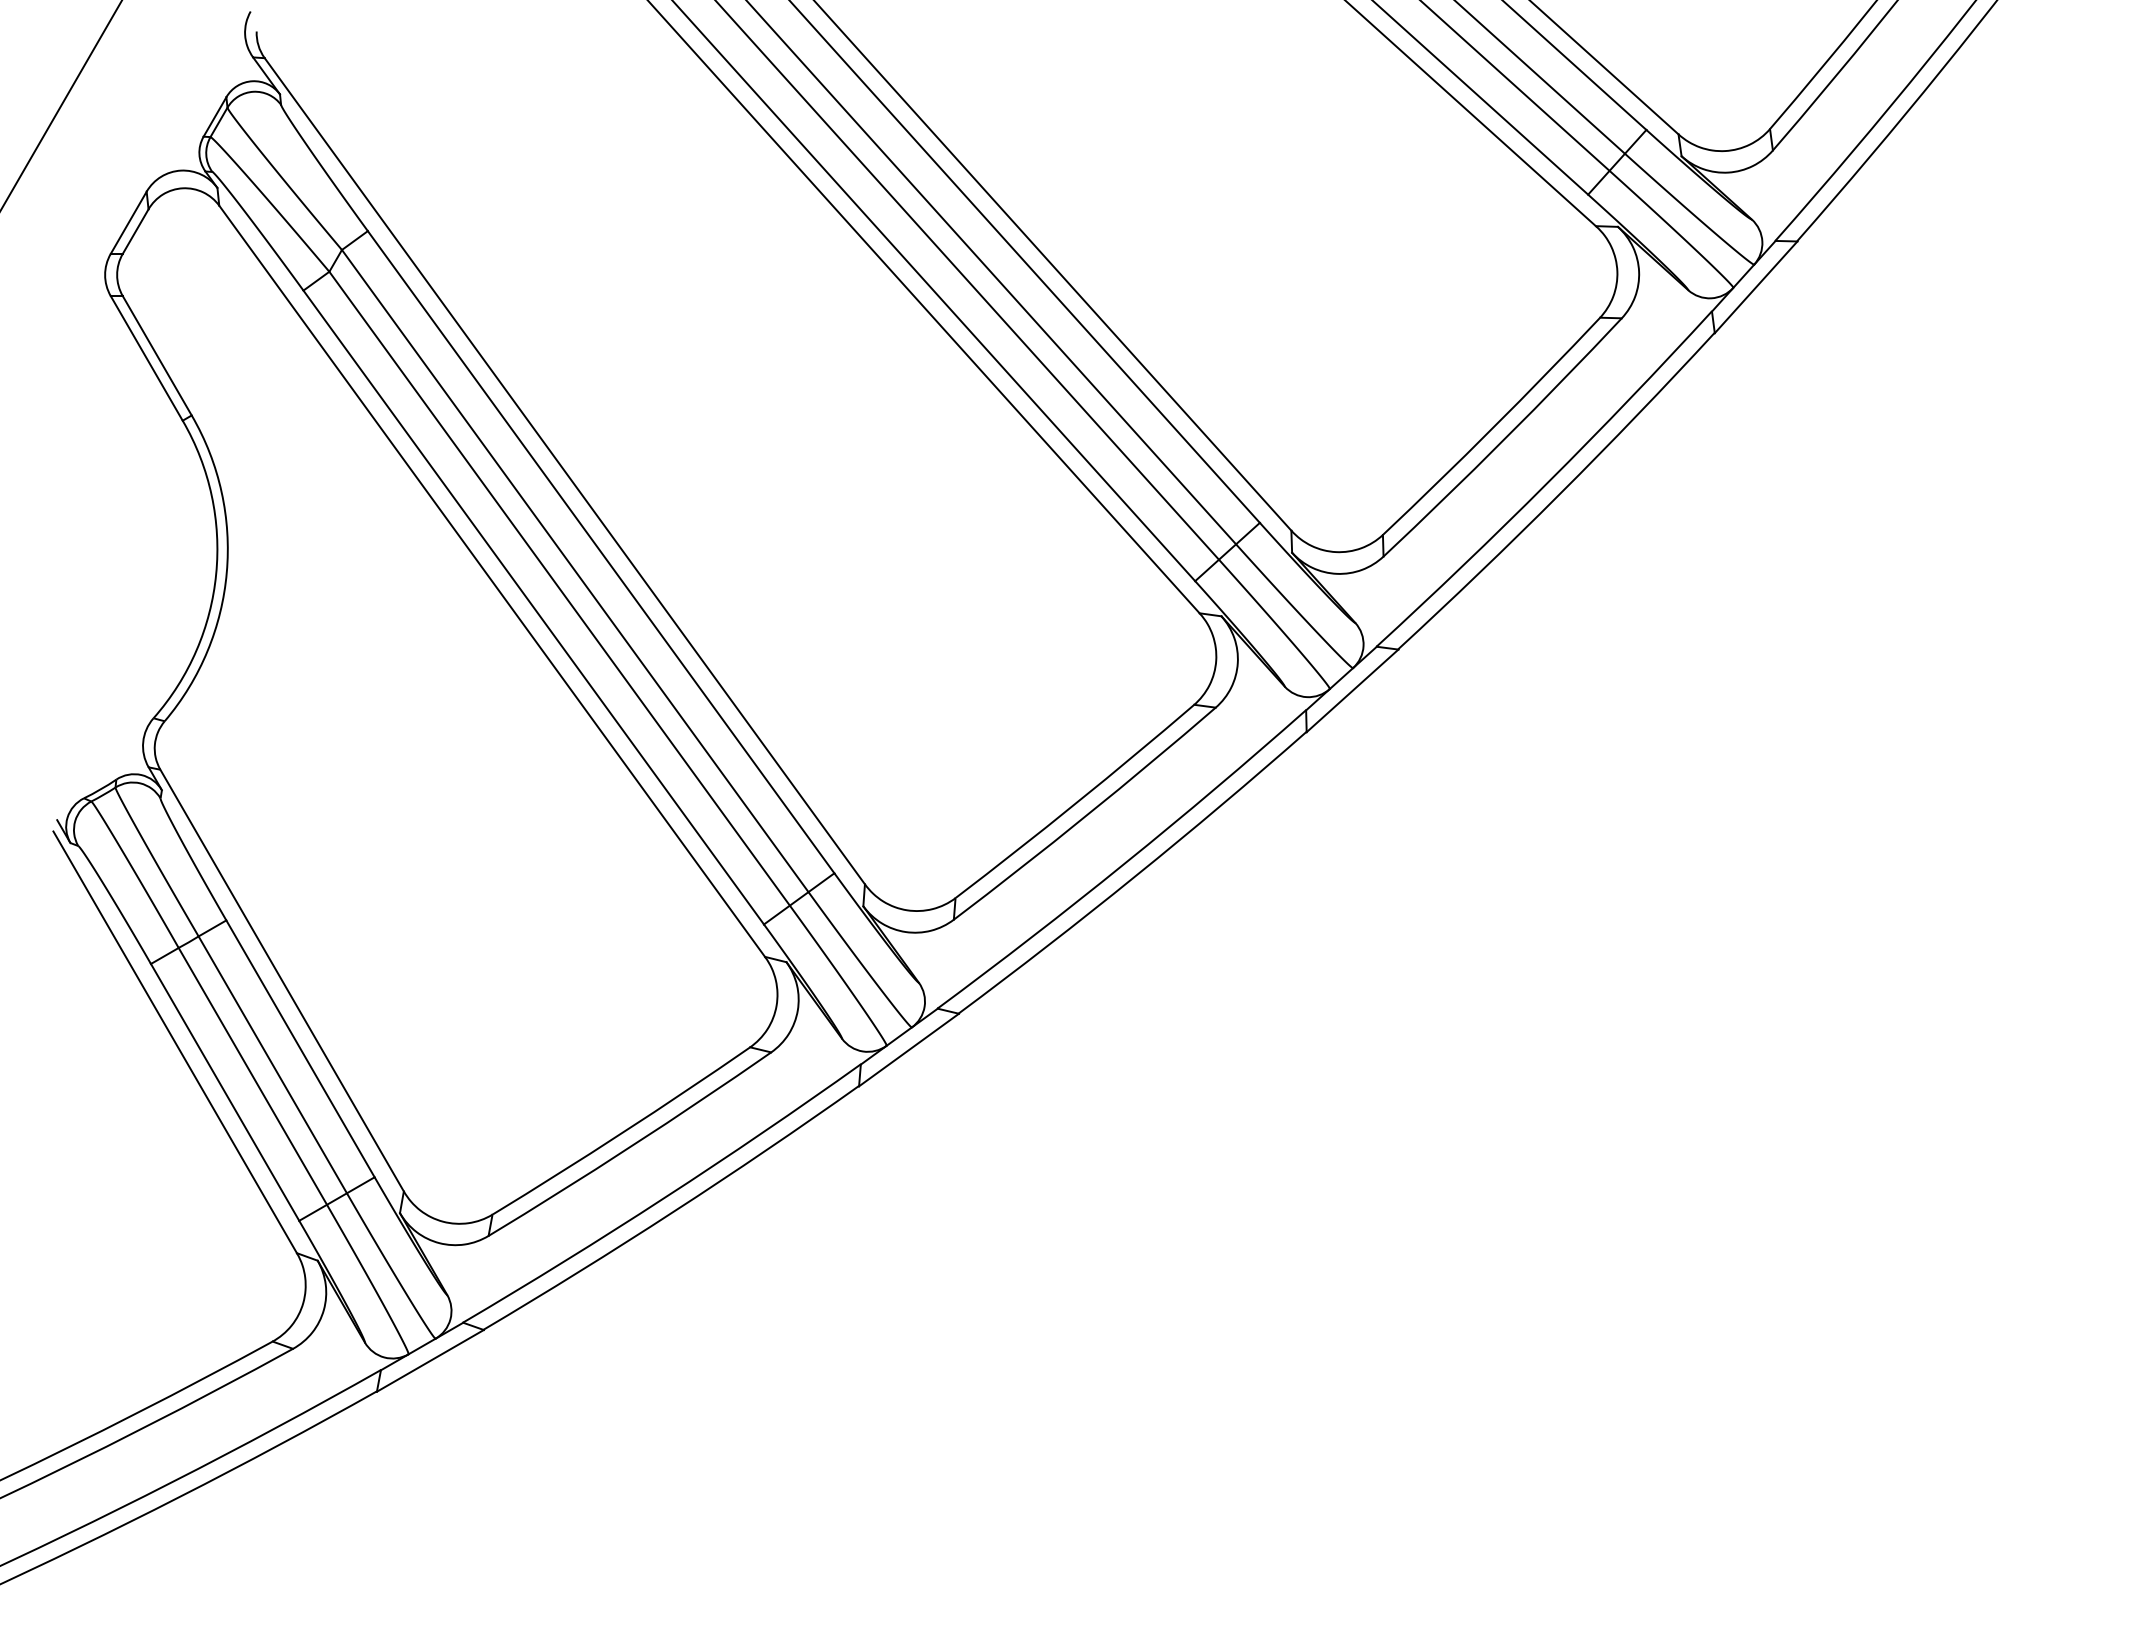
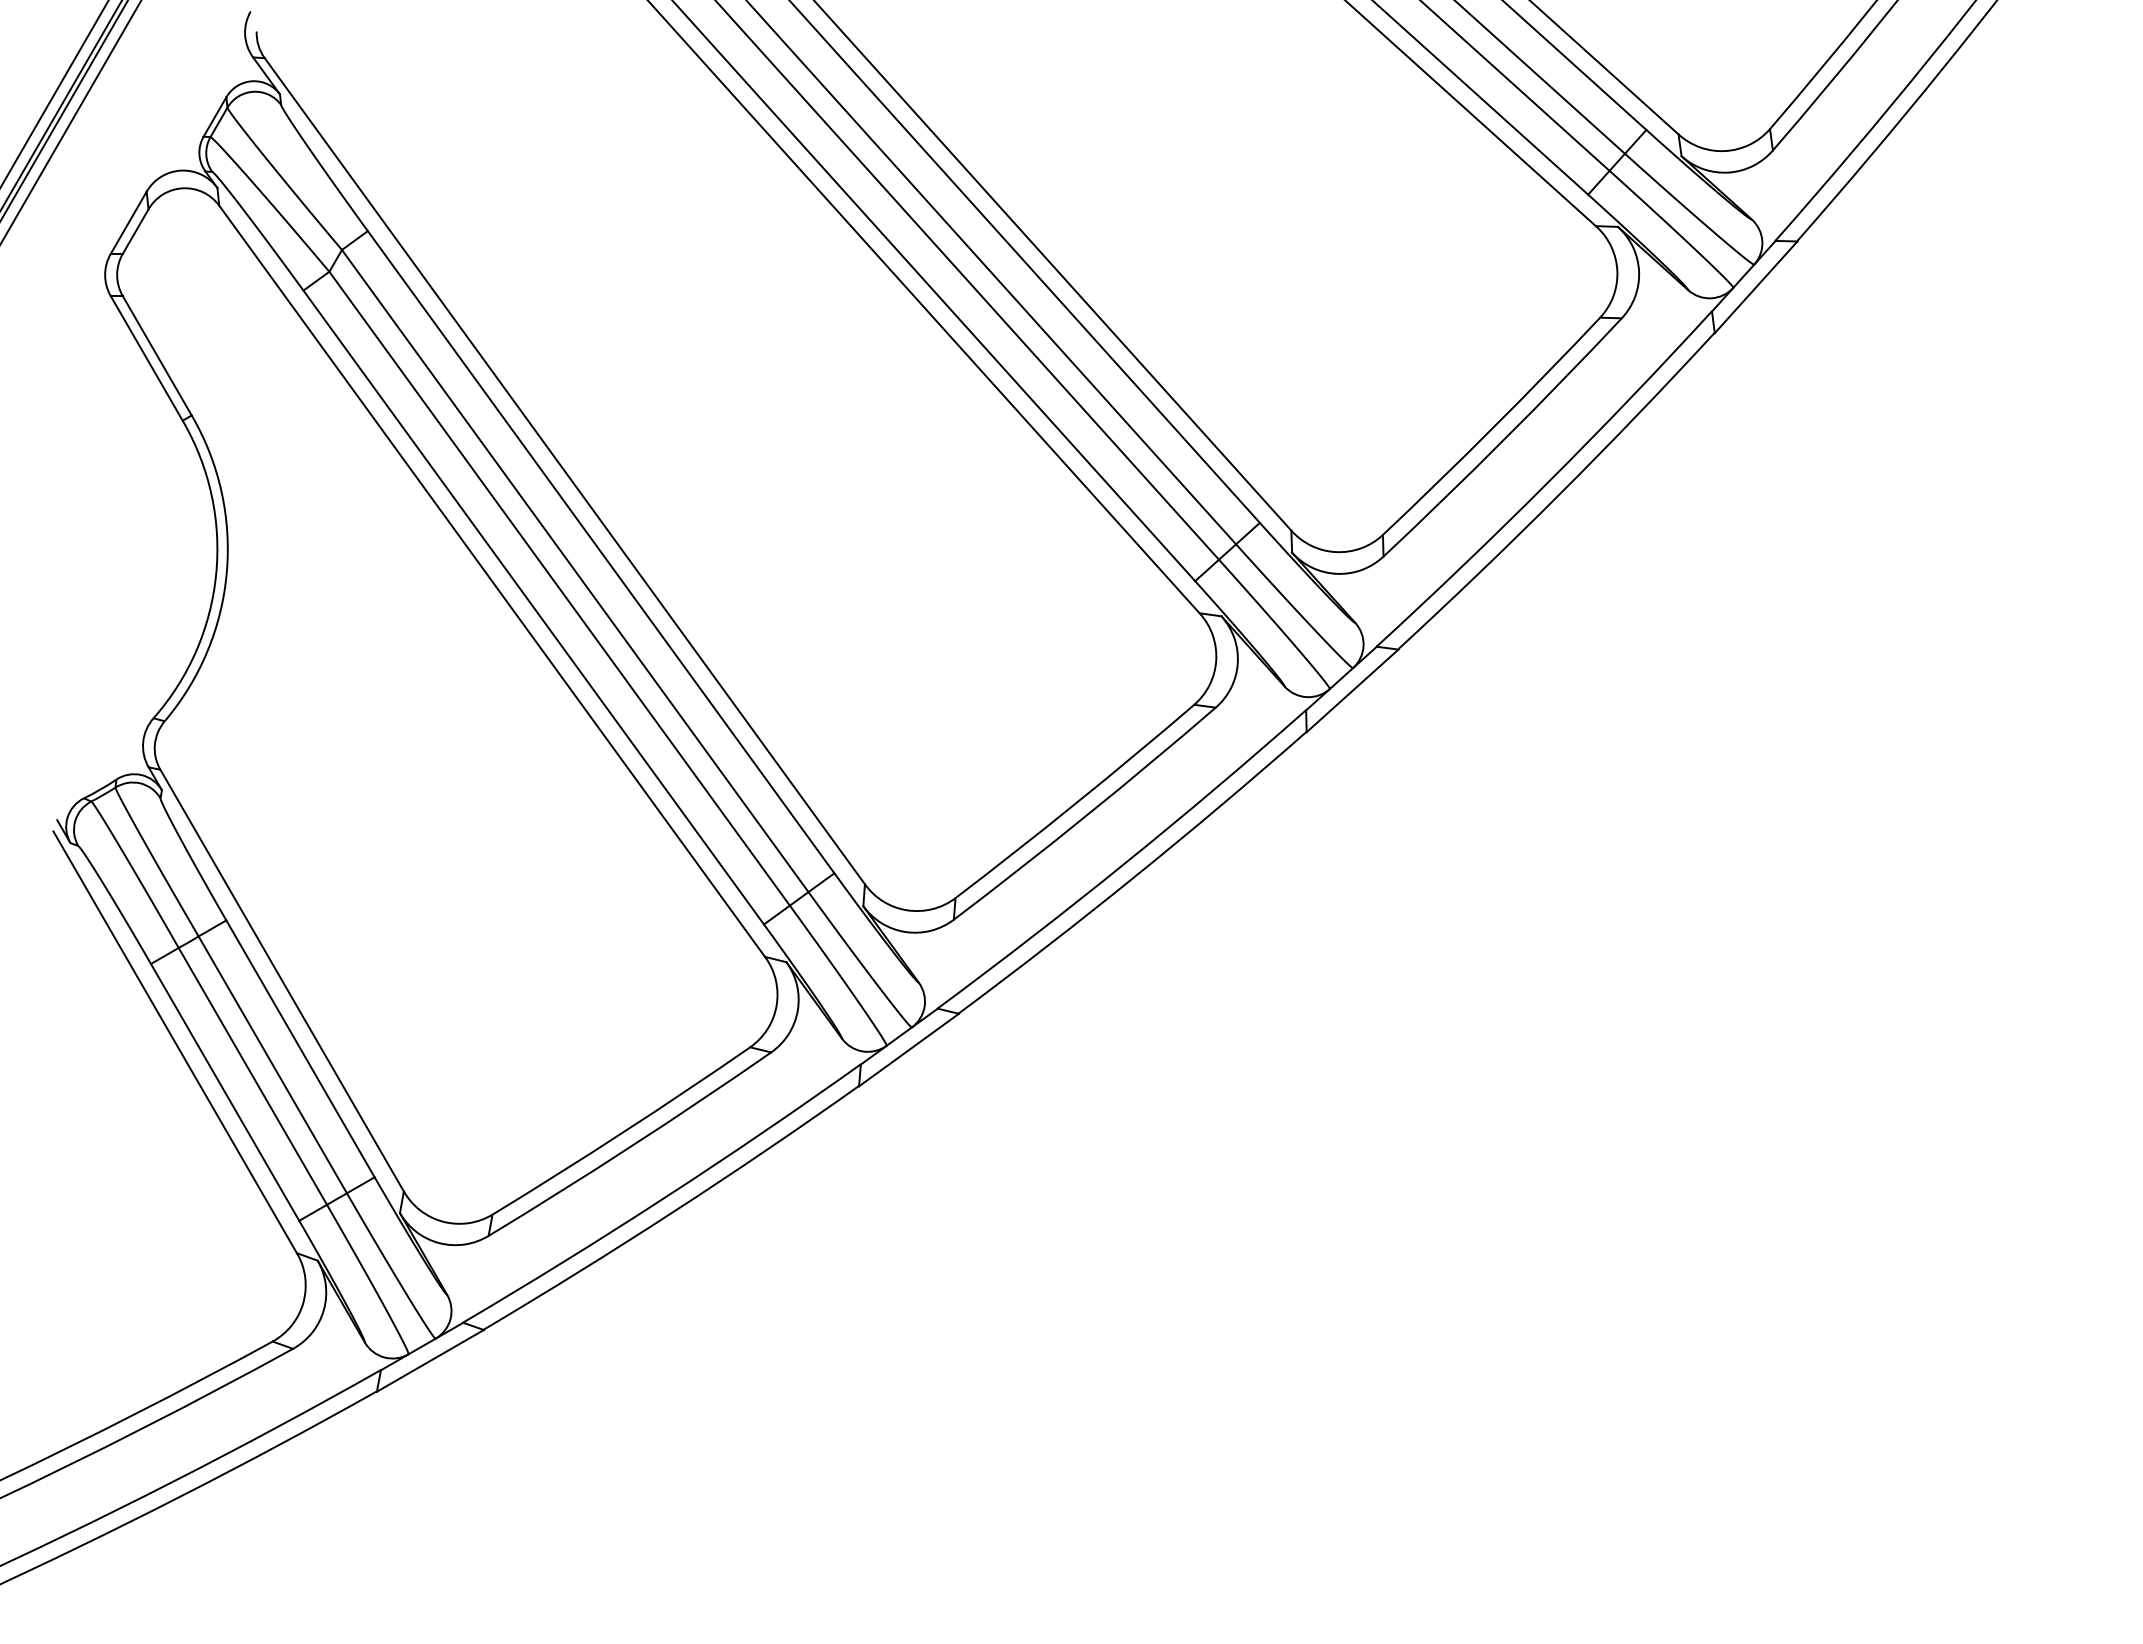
line: none -> present (54, 93)
line: none -> present (64, 110)
line: none -> present (71, 121)
